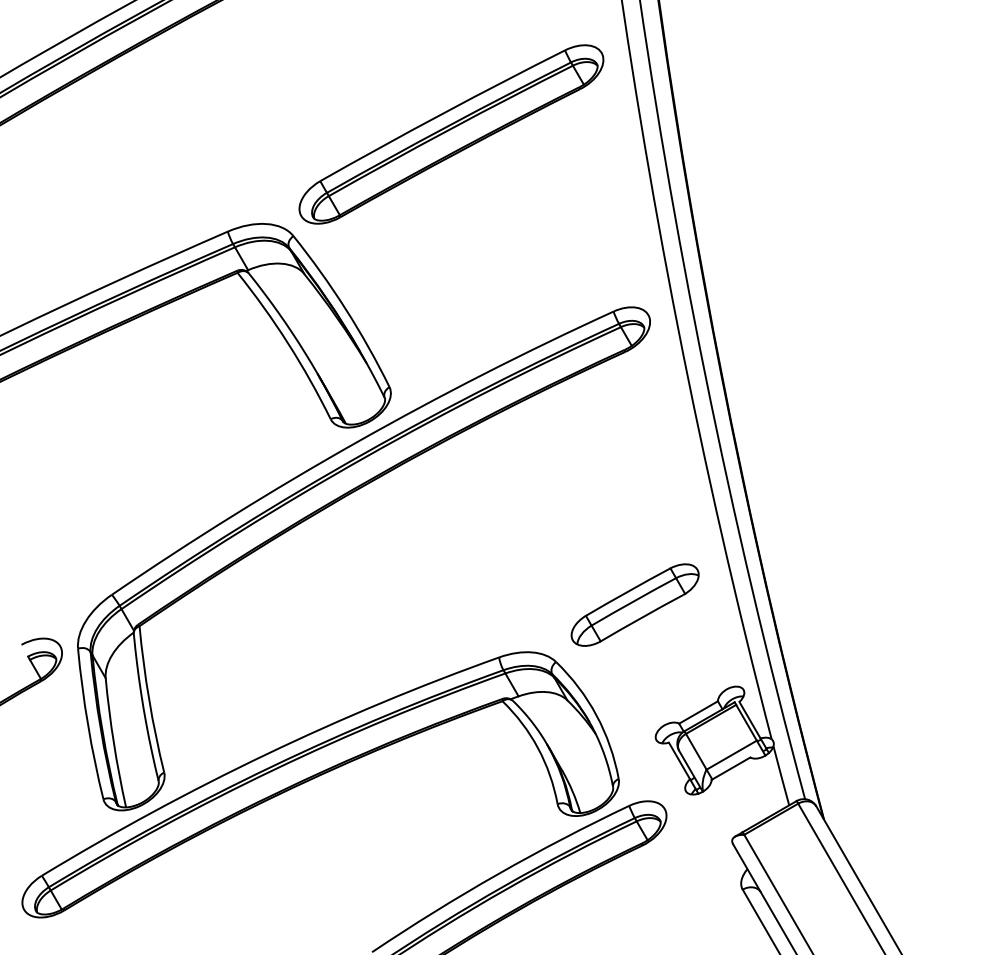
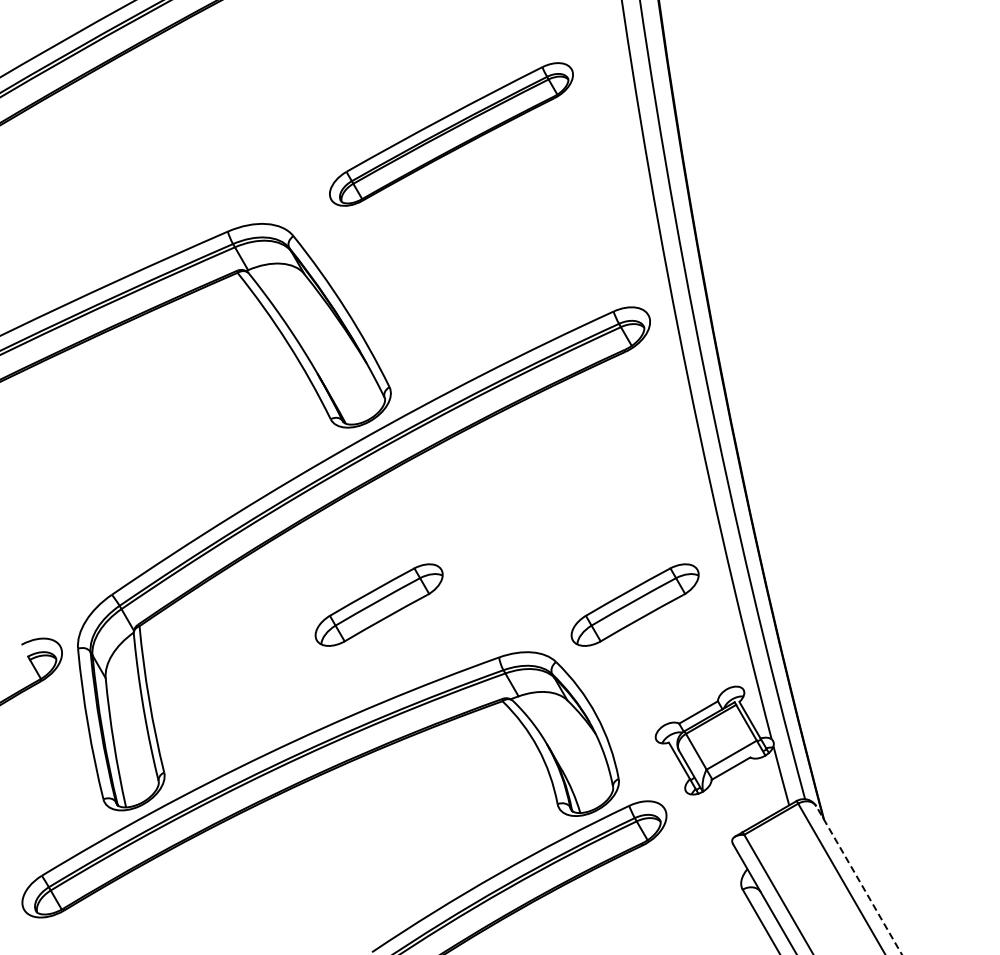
part size: 307x181 px -> 245x145 px (451, 134)
part: none -> present (378, 604)
line: solid -> dashed (859, 880)
